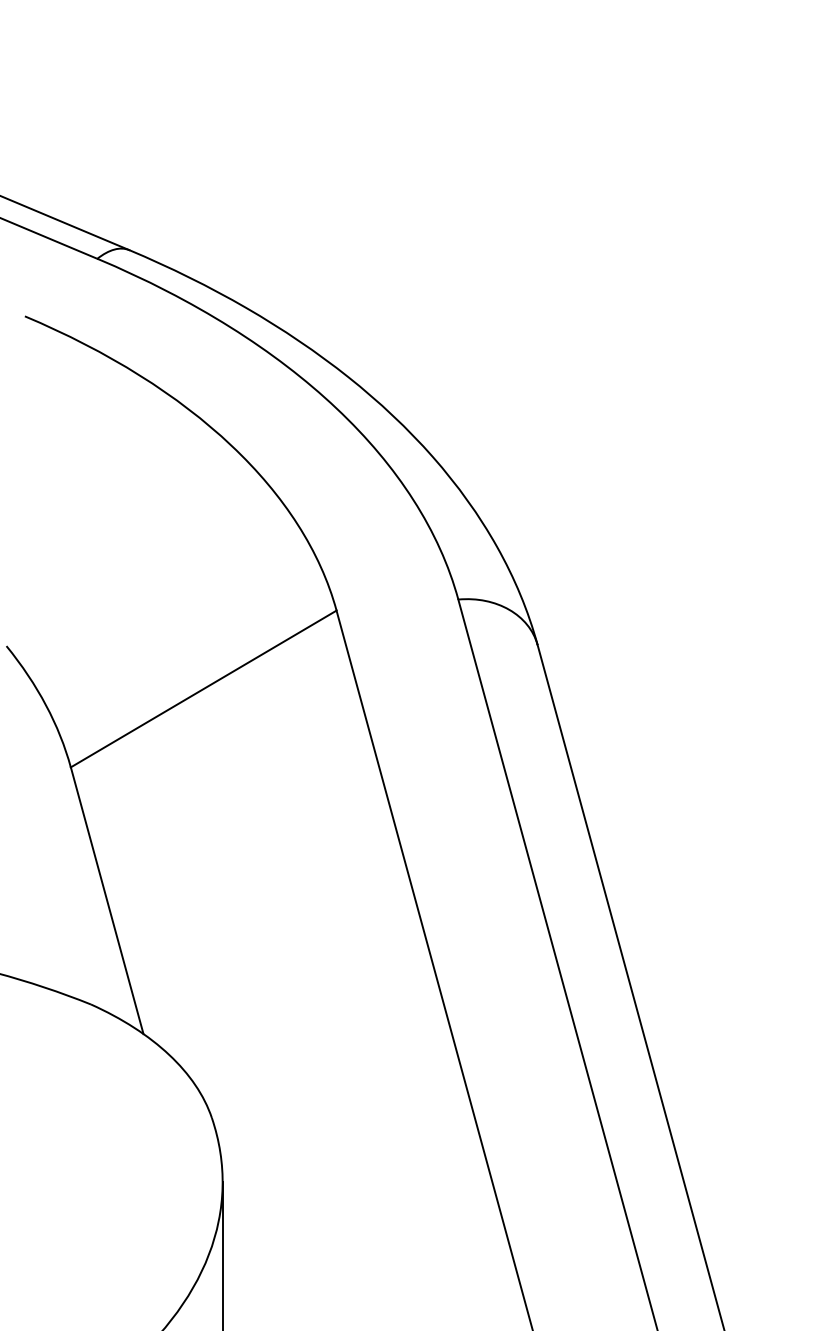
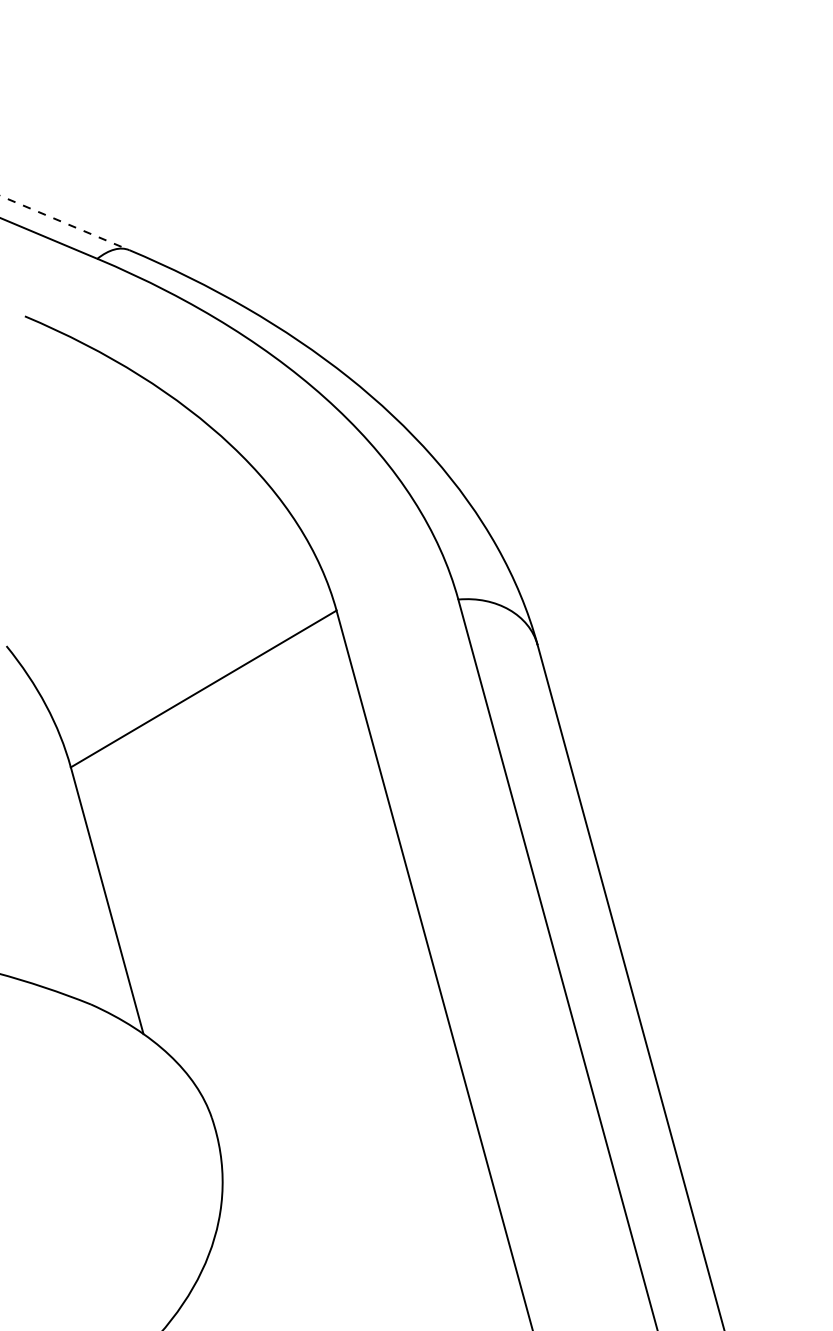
line: solid -> dashed (64, 223)
line: present -> none (222, 1254)
